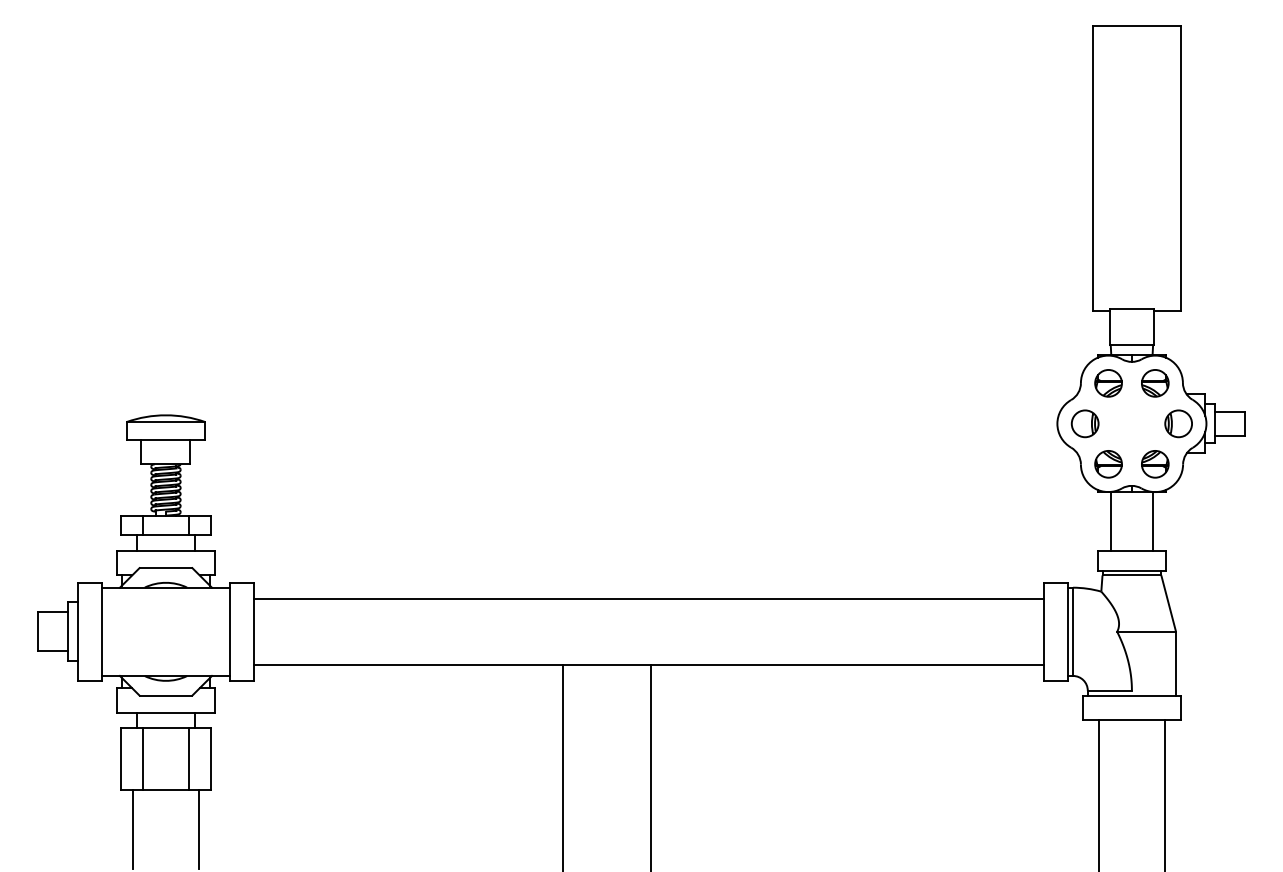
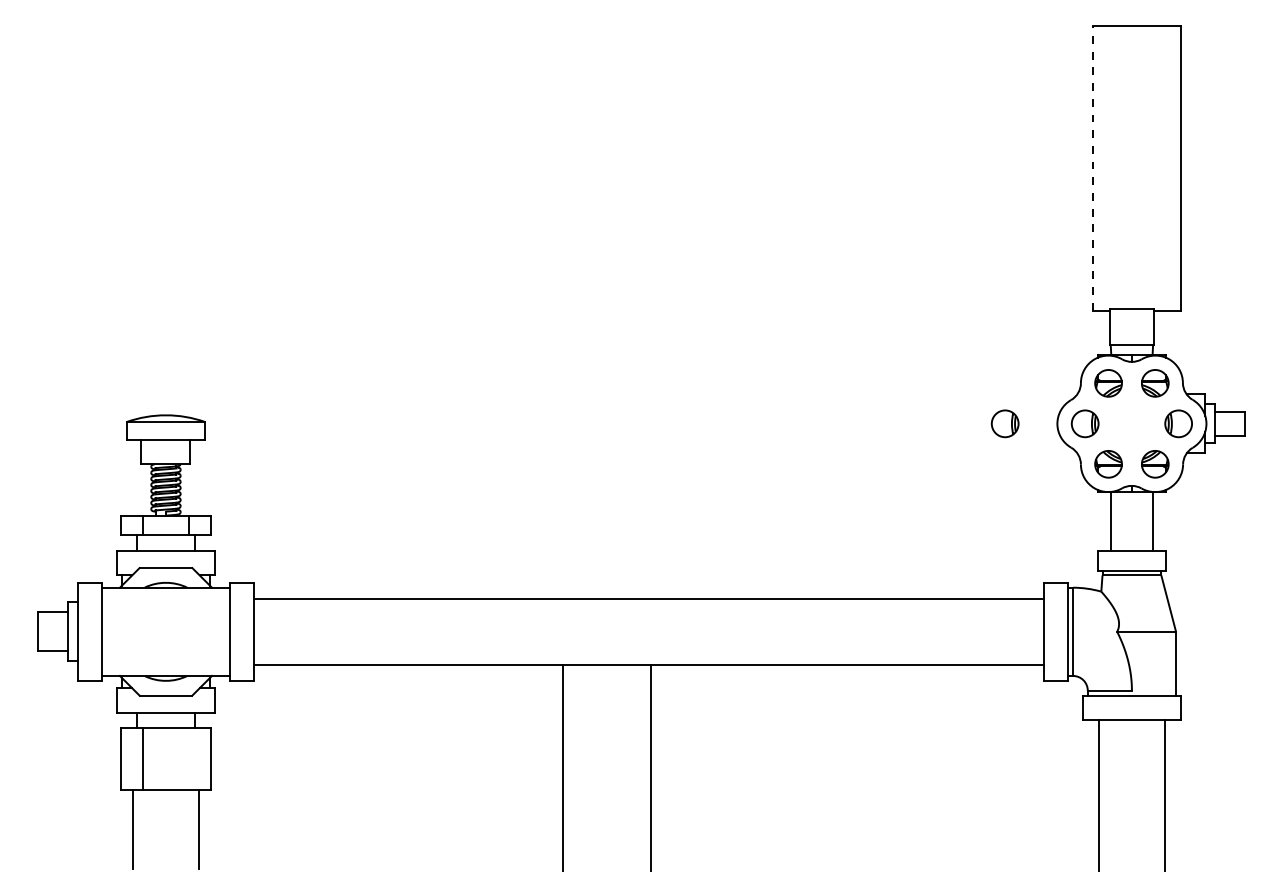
line: solid -> dashed (1092, 167)
part: none -> present (1004, 423)
line: present -> none (188, 759)
